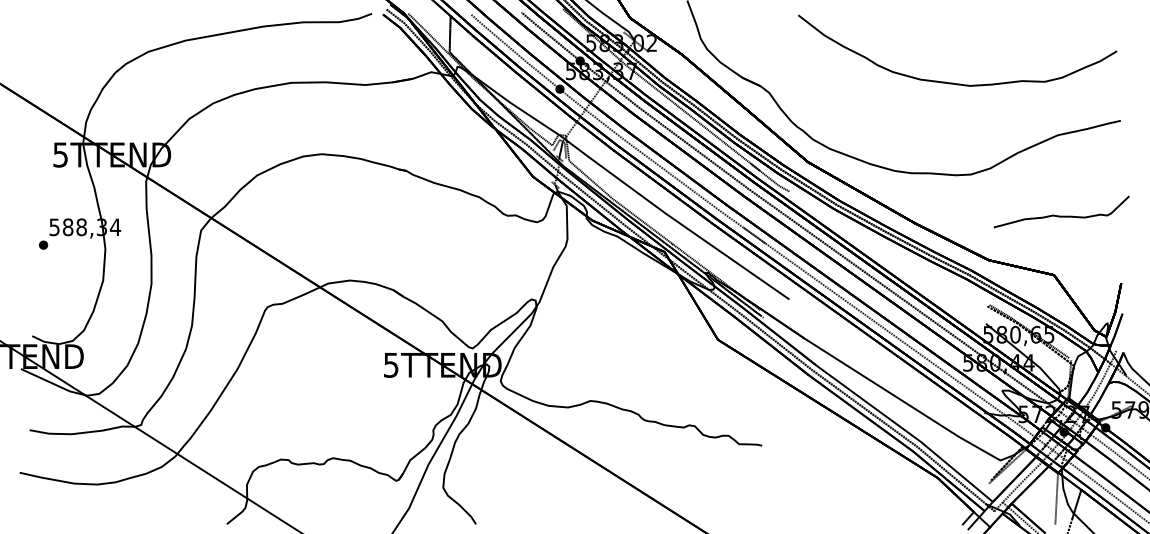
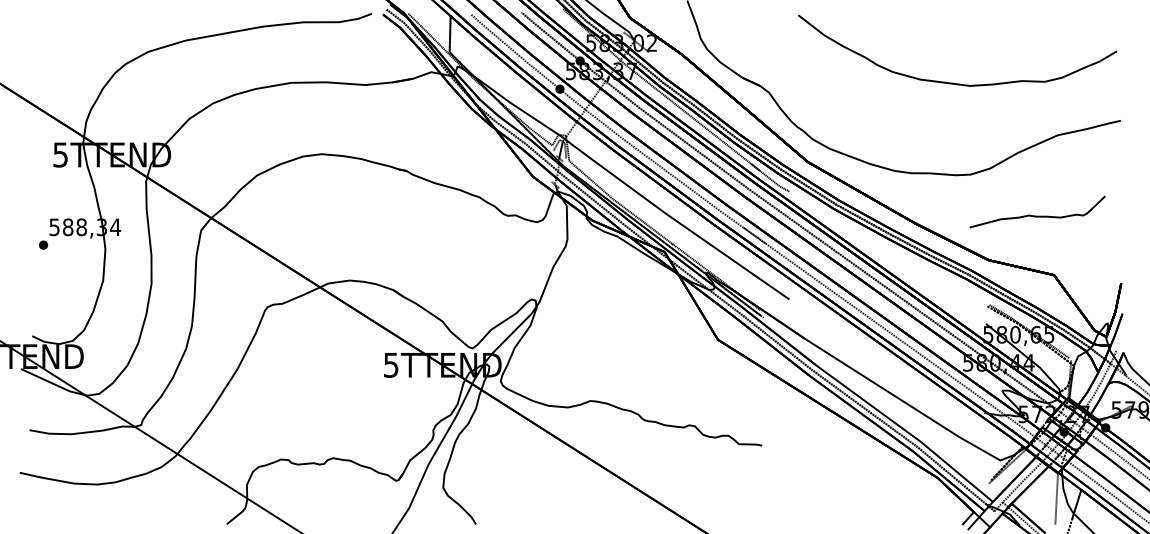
curve position: (1061, 215) -> (1037, 215) (1037, 215)
